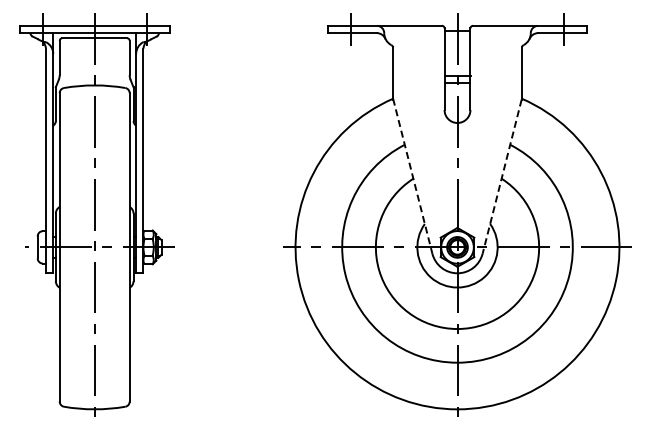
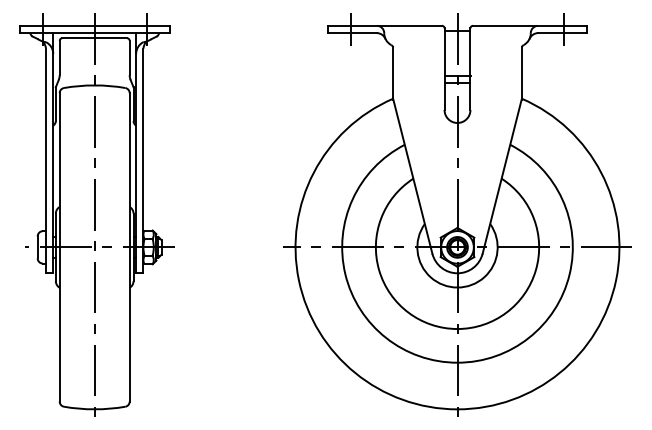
line: dashed -> solid (412, 176)
line: dashed -> solid (502, 177)
